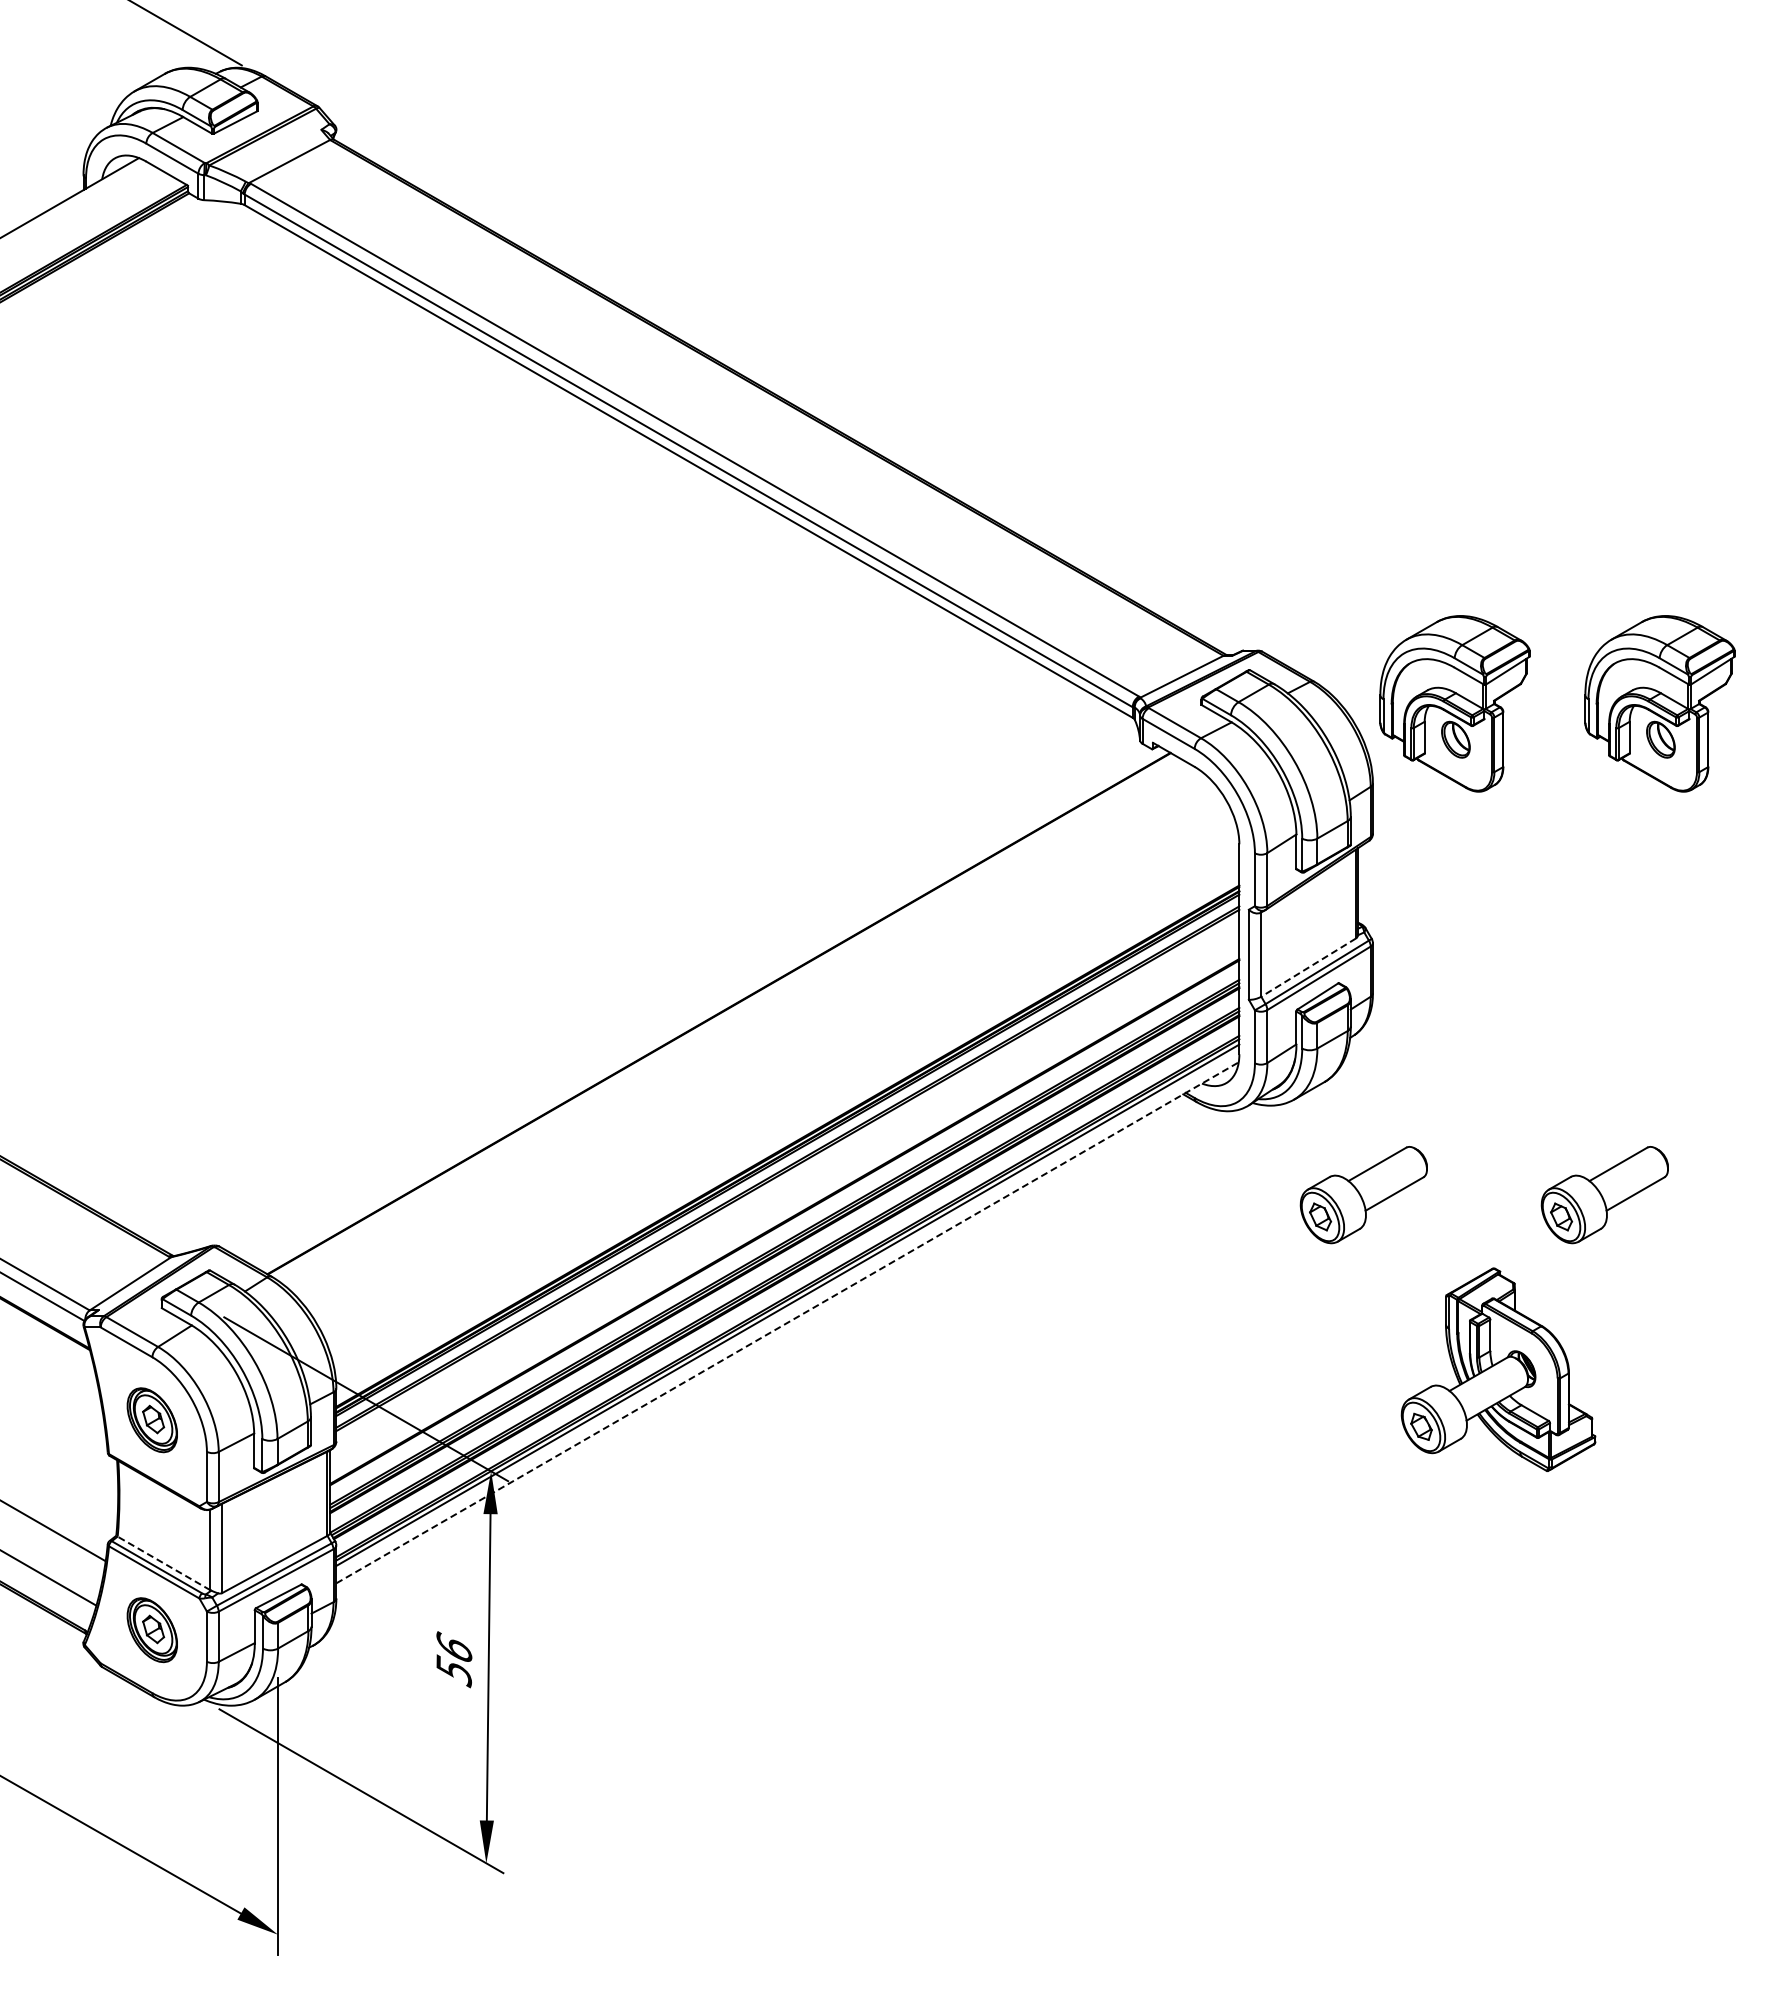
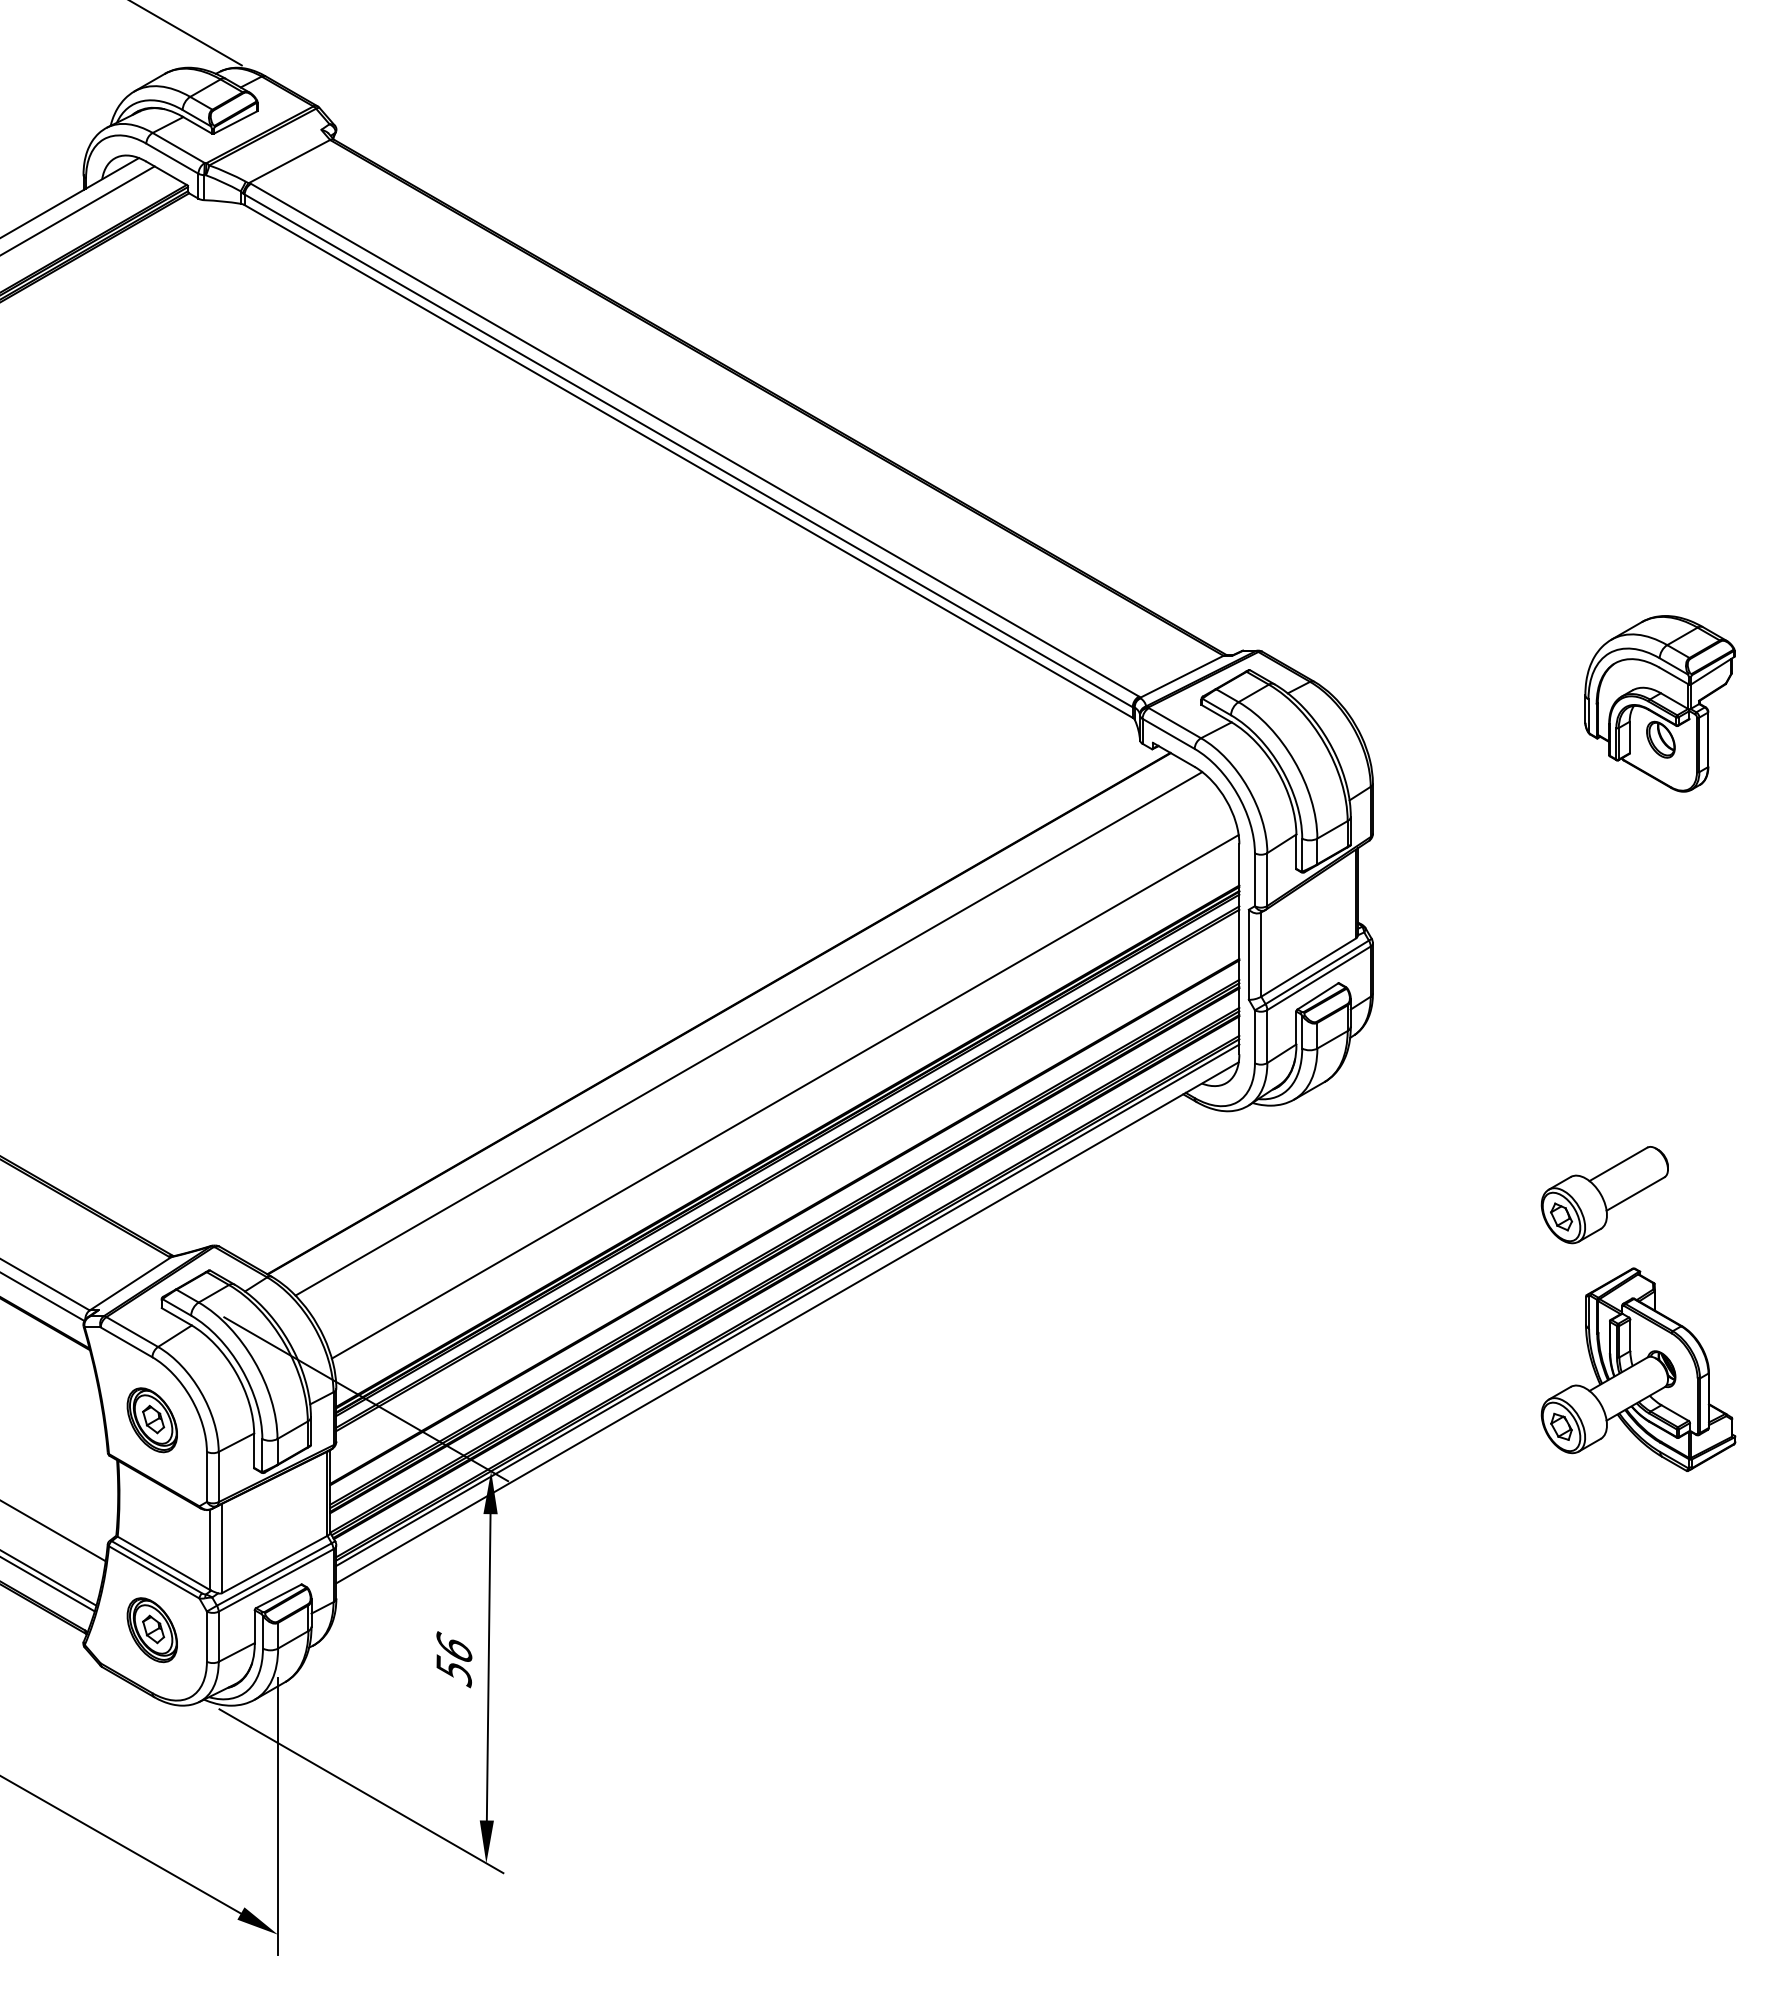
line: none -> present (78, 210)
part: present -> none (1454, 703)
line: dashed -> solid (1308, 967)
line: none -> present (748, 1033)
line: none -> present (784, 1096)
part: present -> none (1363, 1195)
line: dashed -> solid (788, 1322)
part position: (1498, 1369) -> (1638, 1369) (1638, 1369)
line: dashed -> solid (164, 1563)
line: none -> present (48, 1584)
